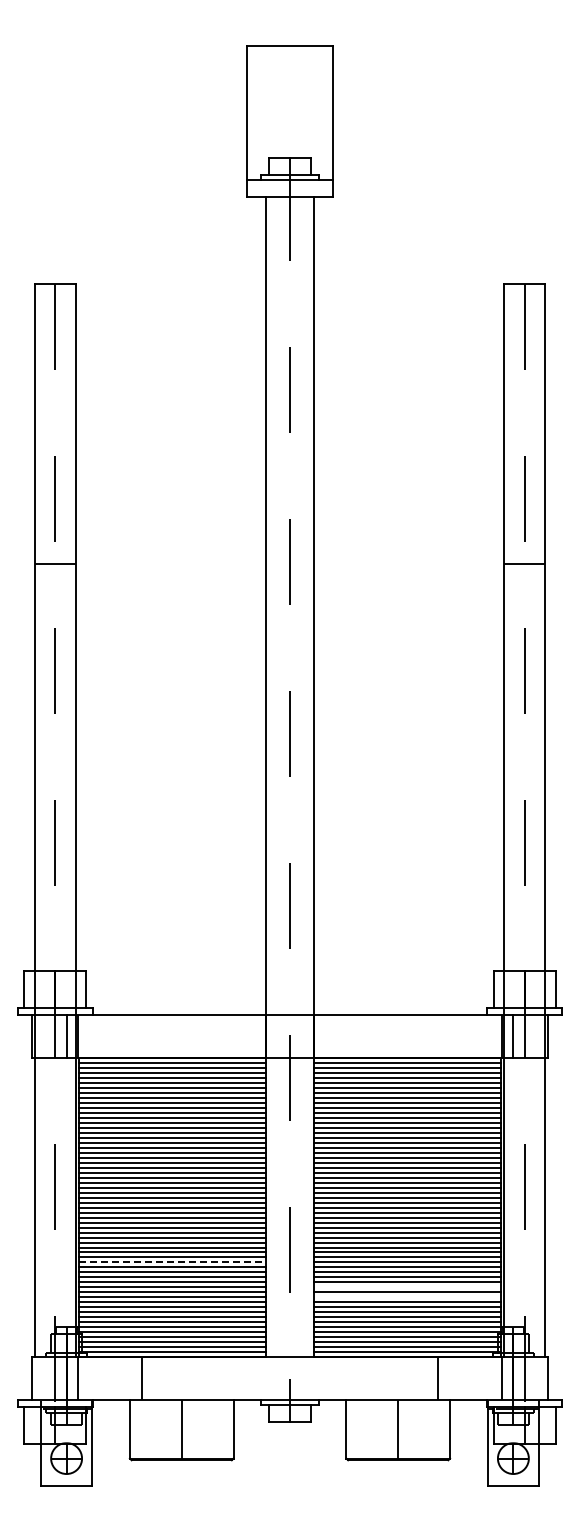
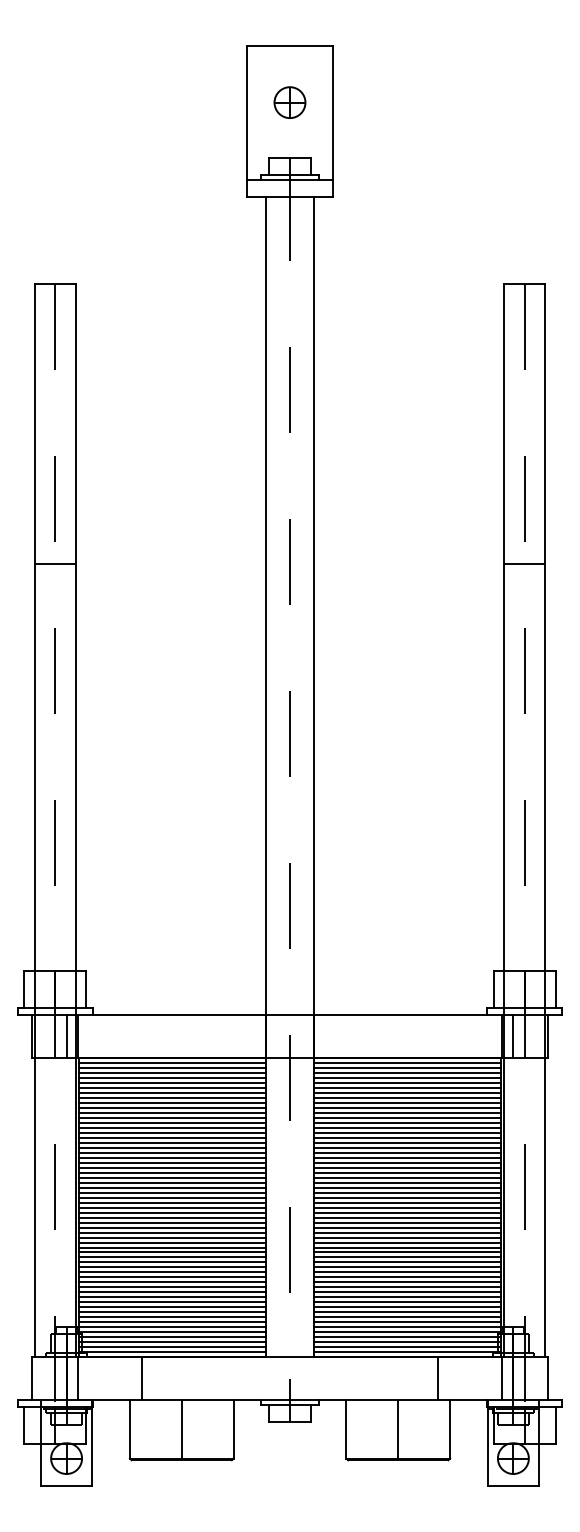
part: none -> present (289, 102)
line: dashed -> solid (173, 1262)
line: none -> present (407, 1287)
line: none -> present (407, 1297)
